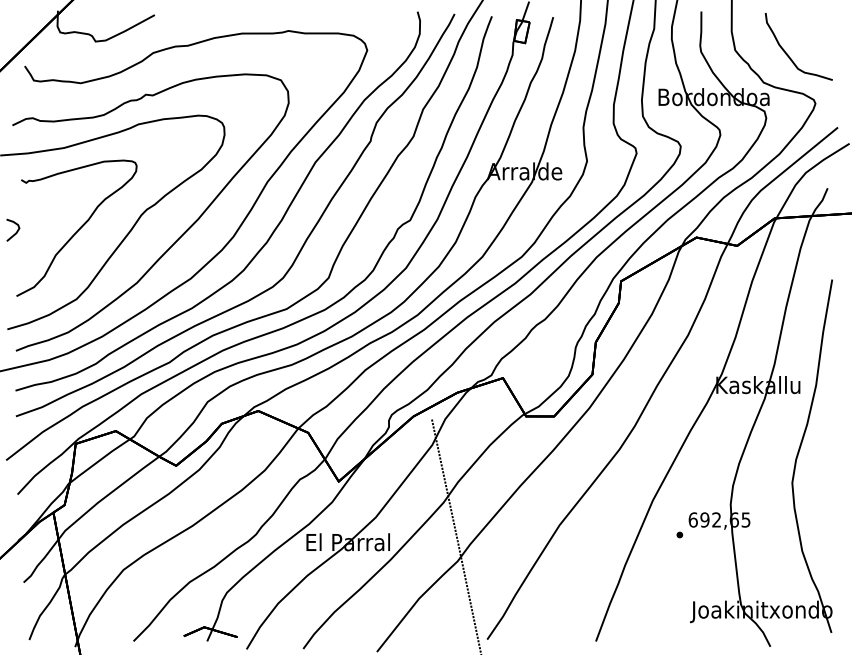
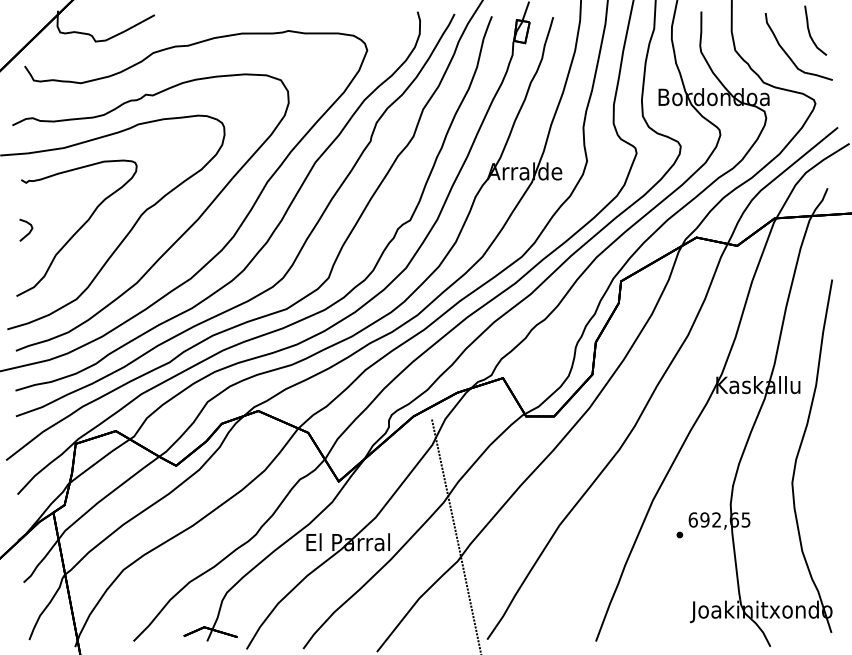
curve: none -> present (810, 32)
curve position: (16, 231) -> (29, 231) (29, 231)
